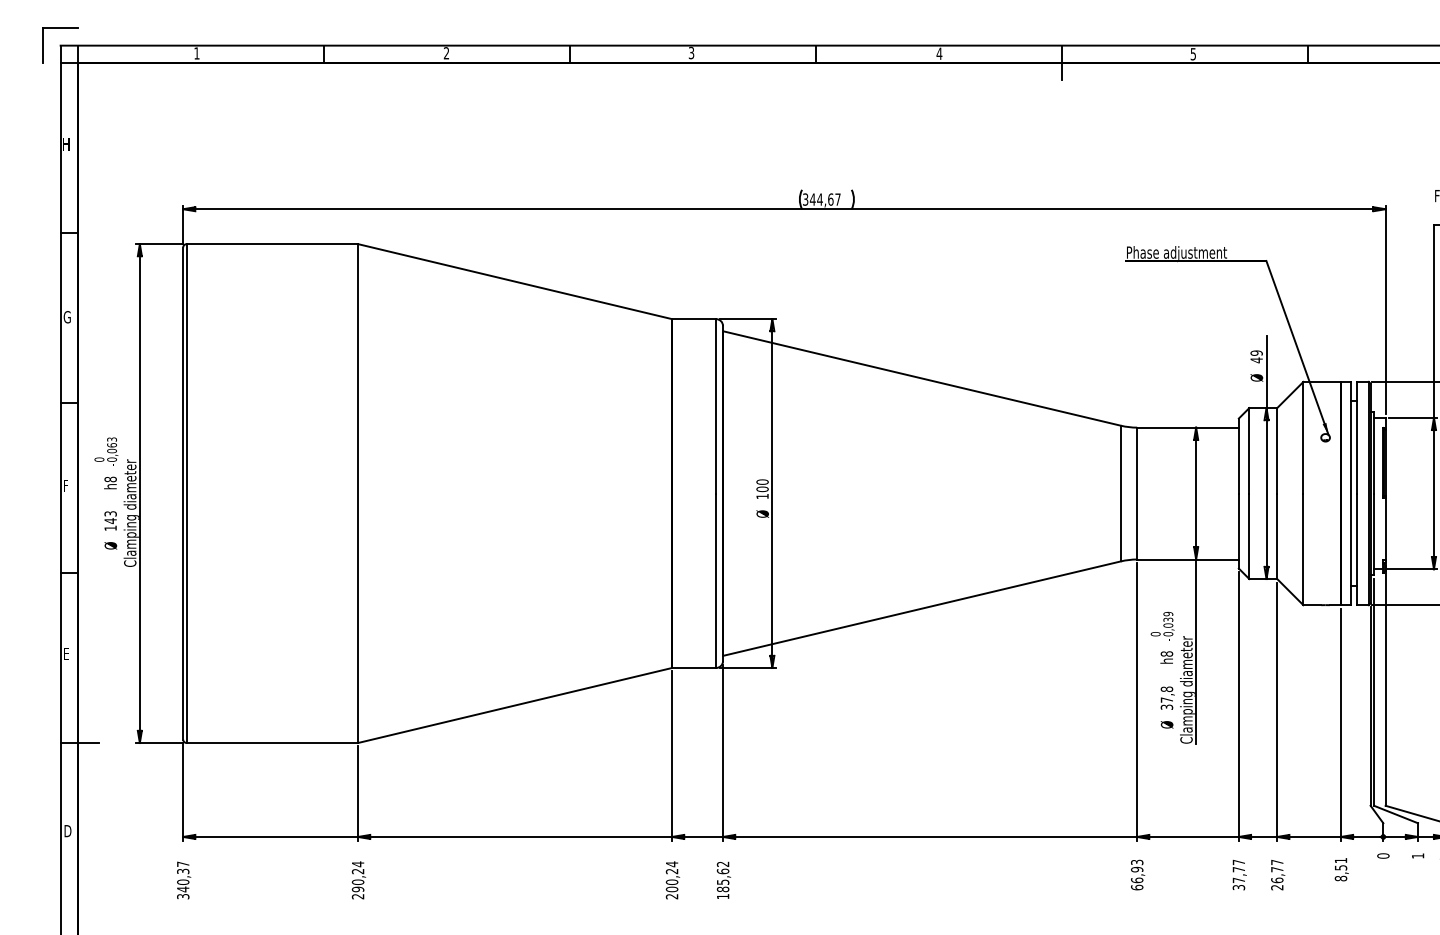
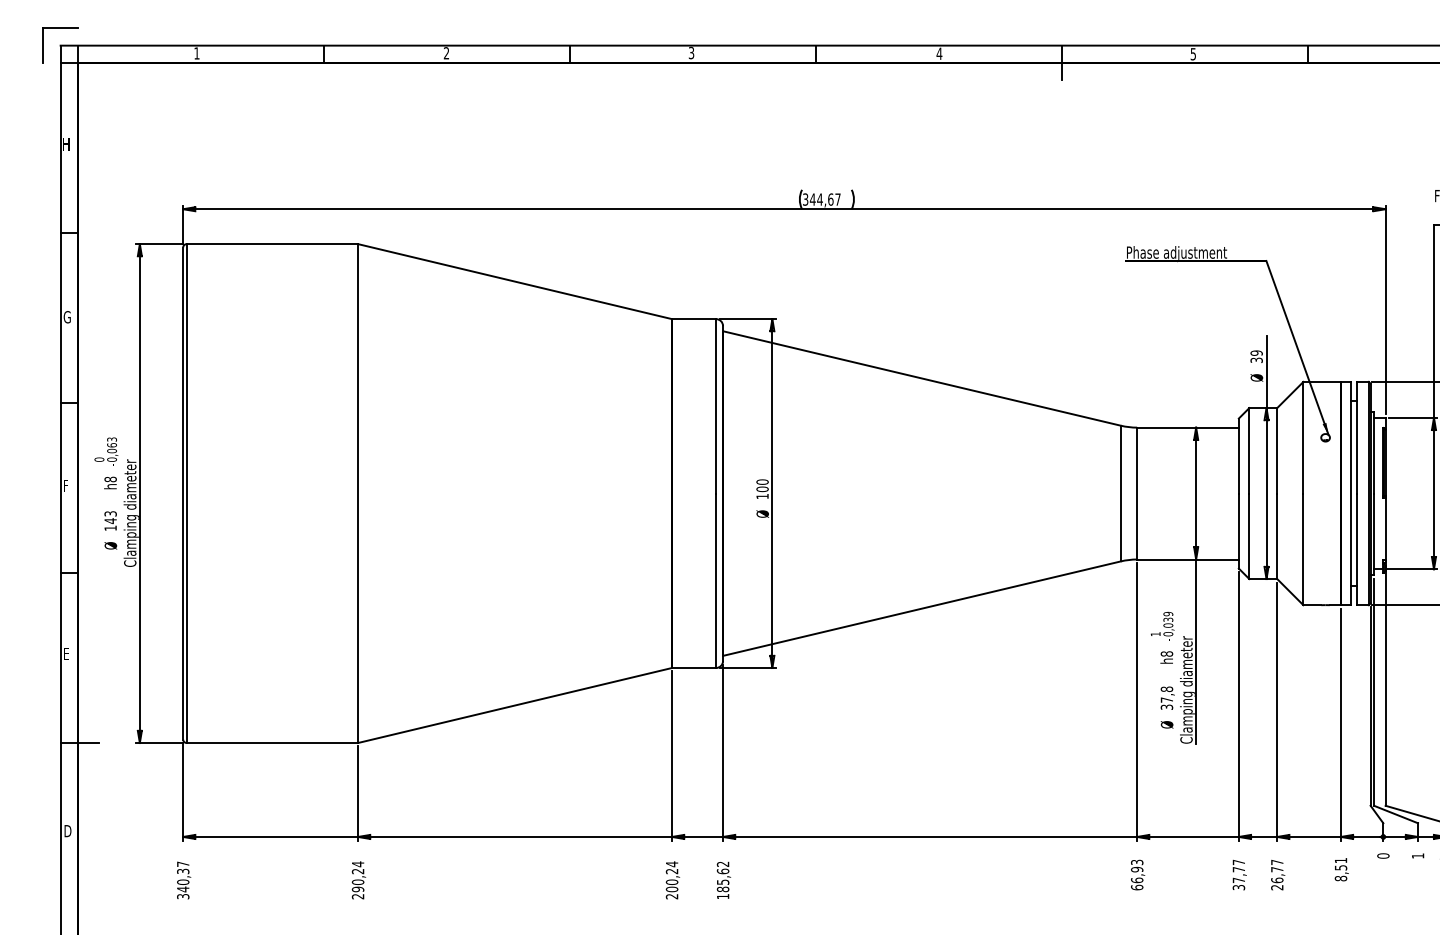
text: 49 -> 39 (1256, 360)
text: 0 -> 1 (1155, 634)
